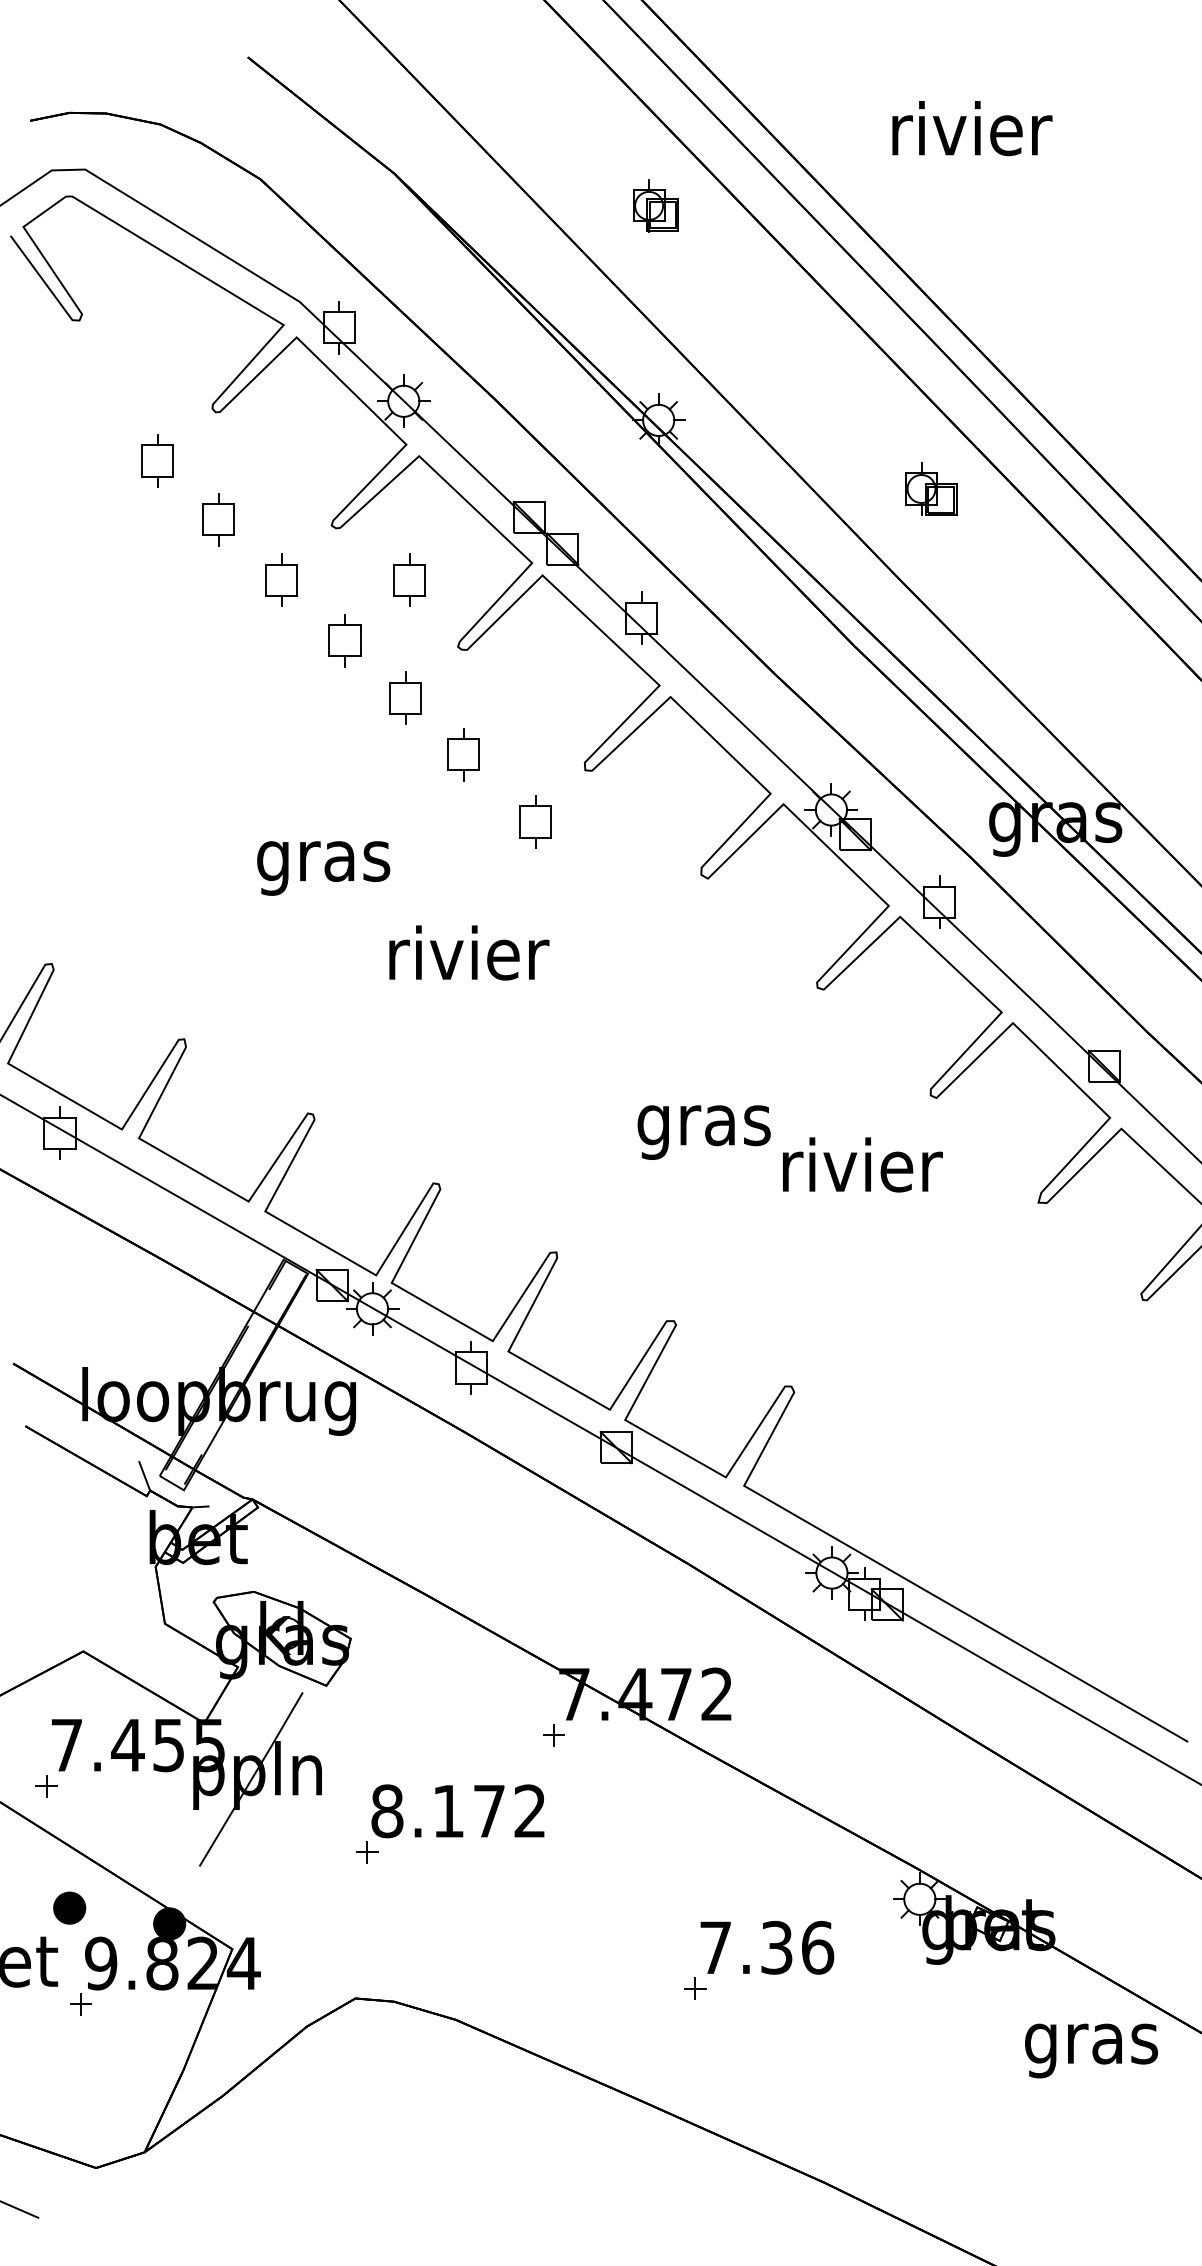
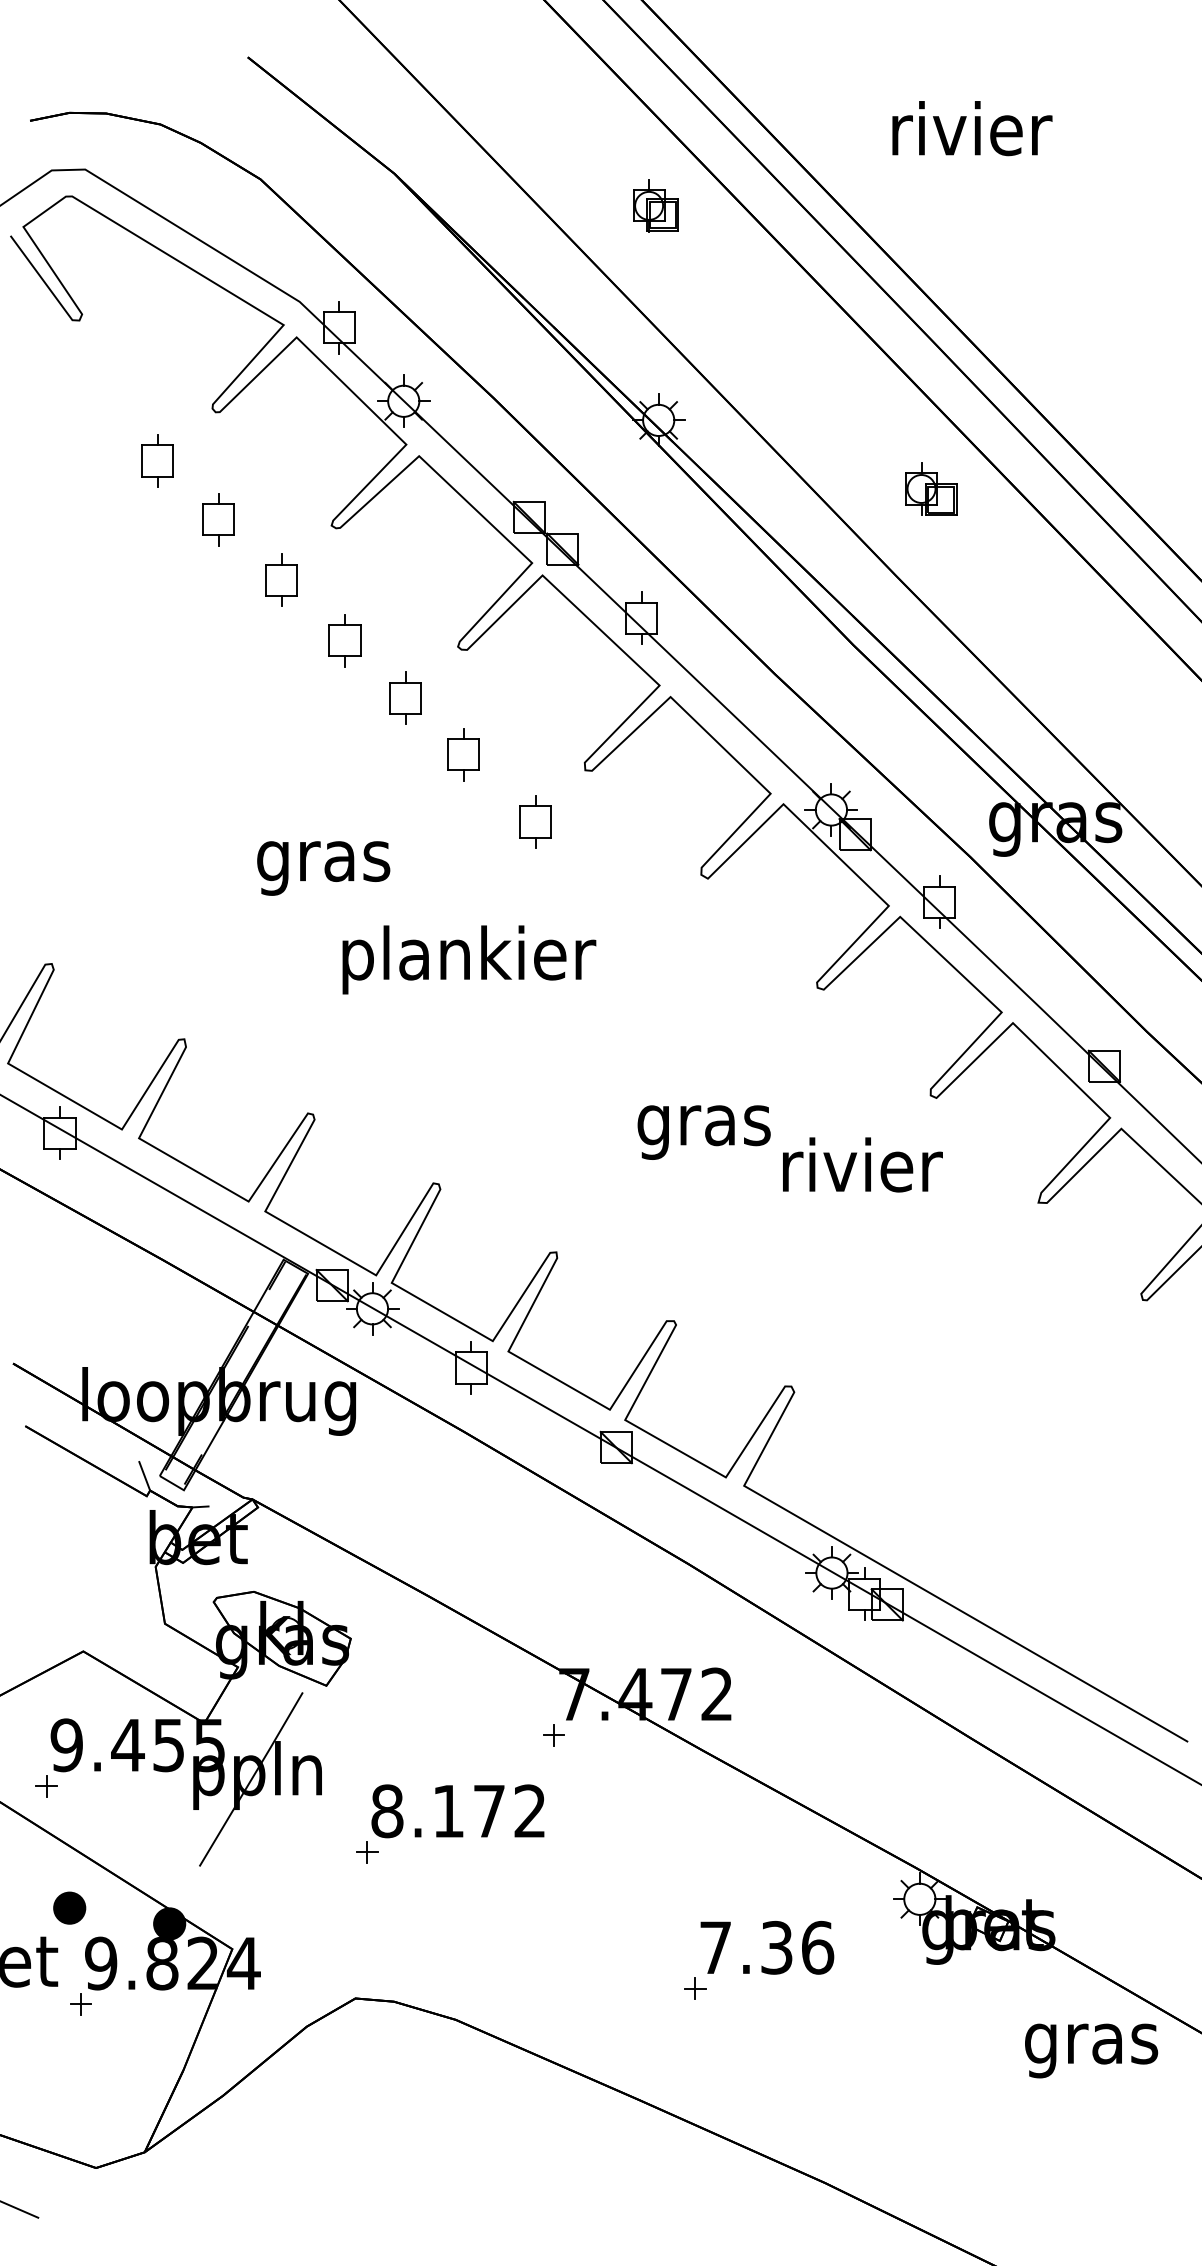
part: present -> none (409, 579)
text: rivier -> plankier (469, 959)
text: 7.455 -> 9.455 (66, 1745)
